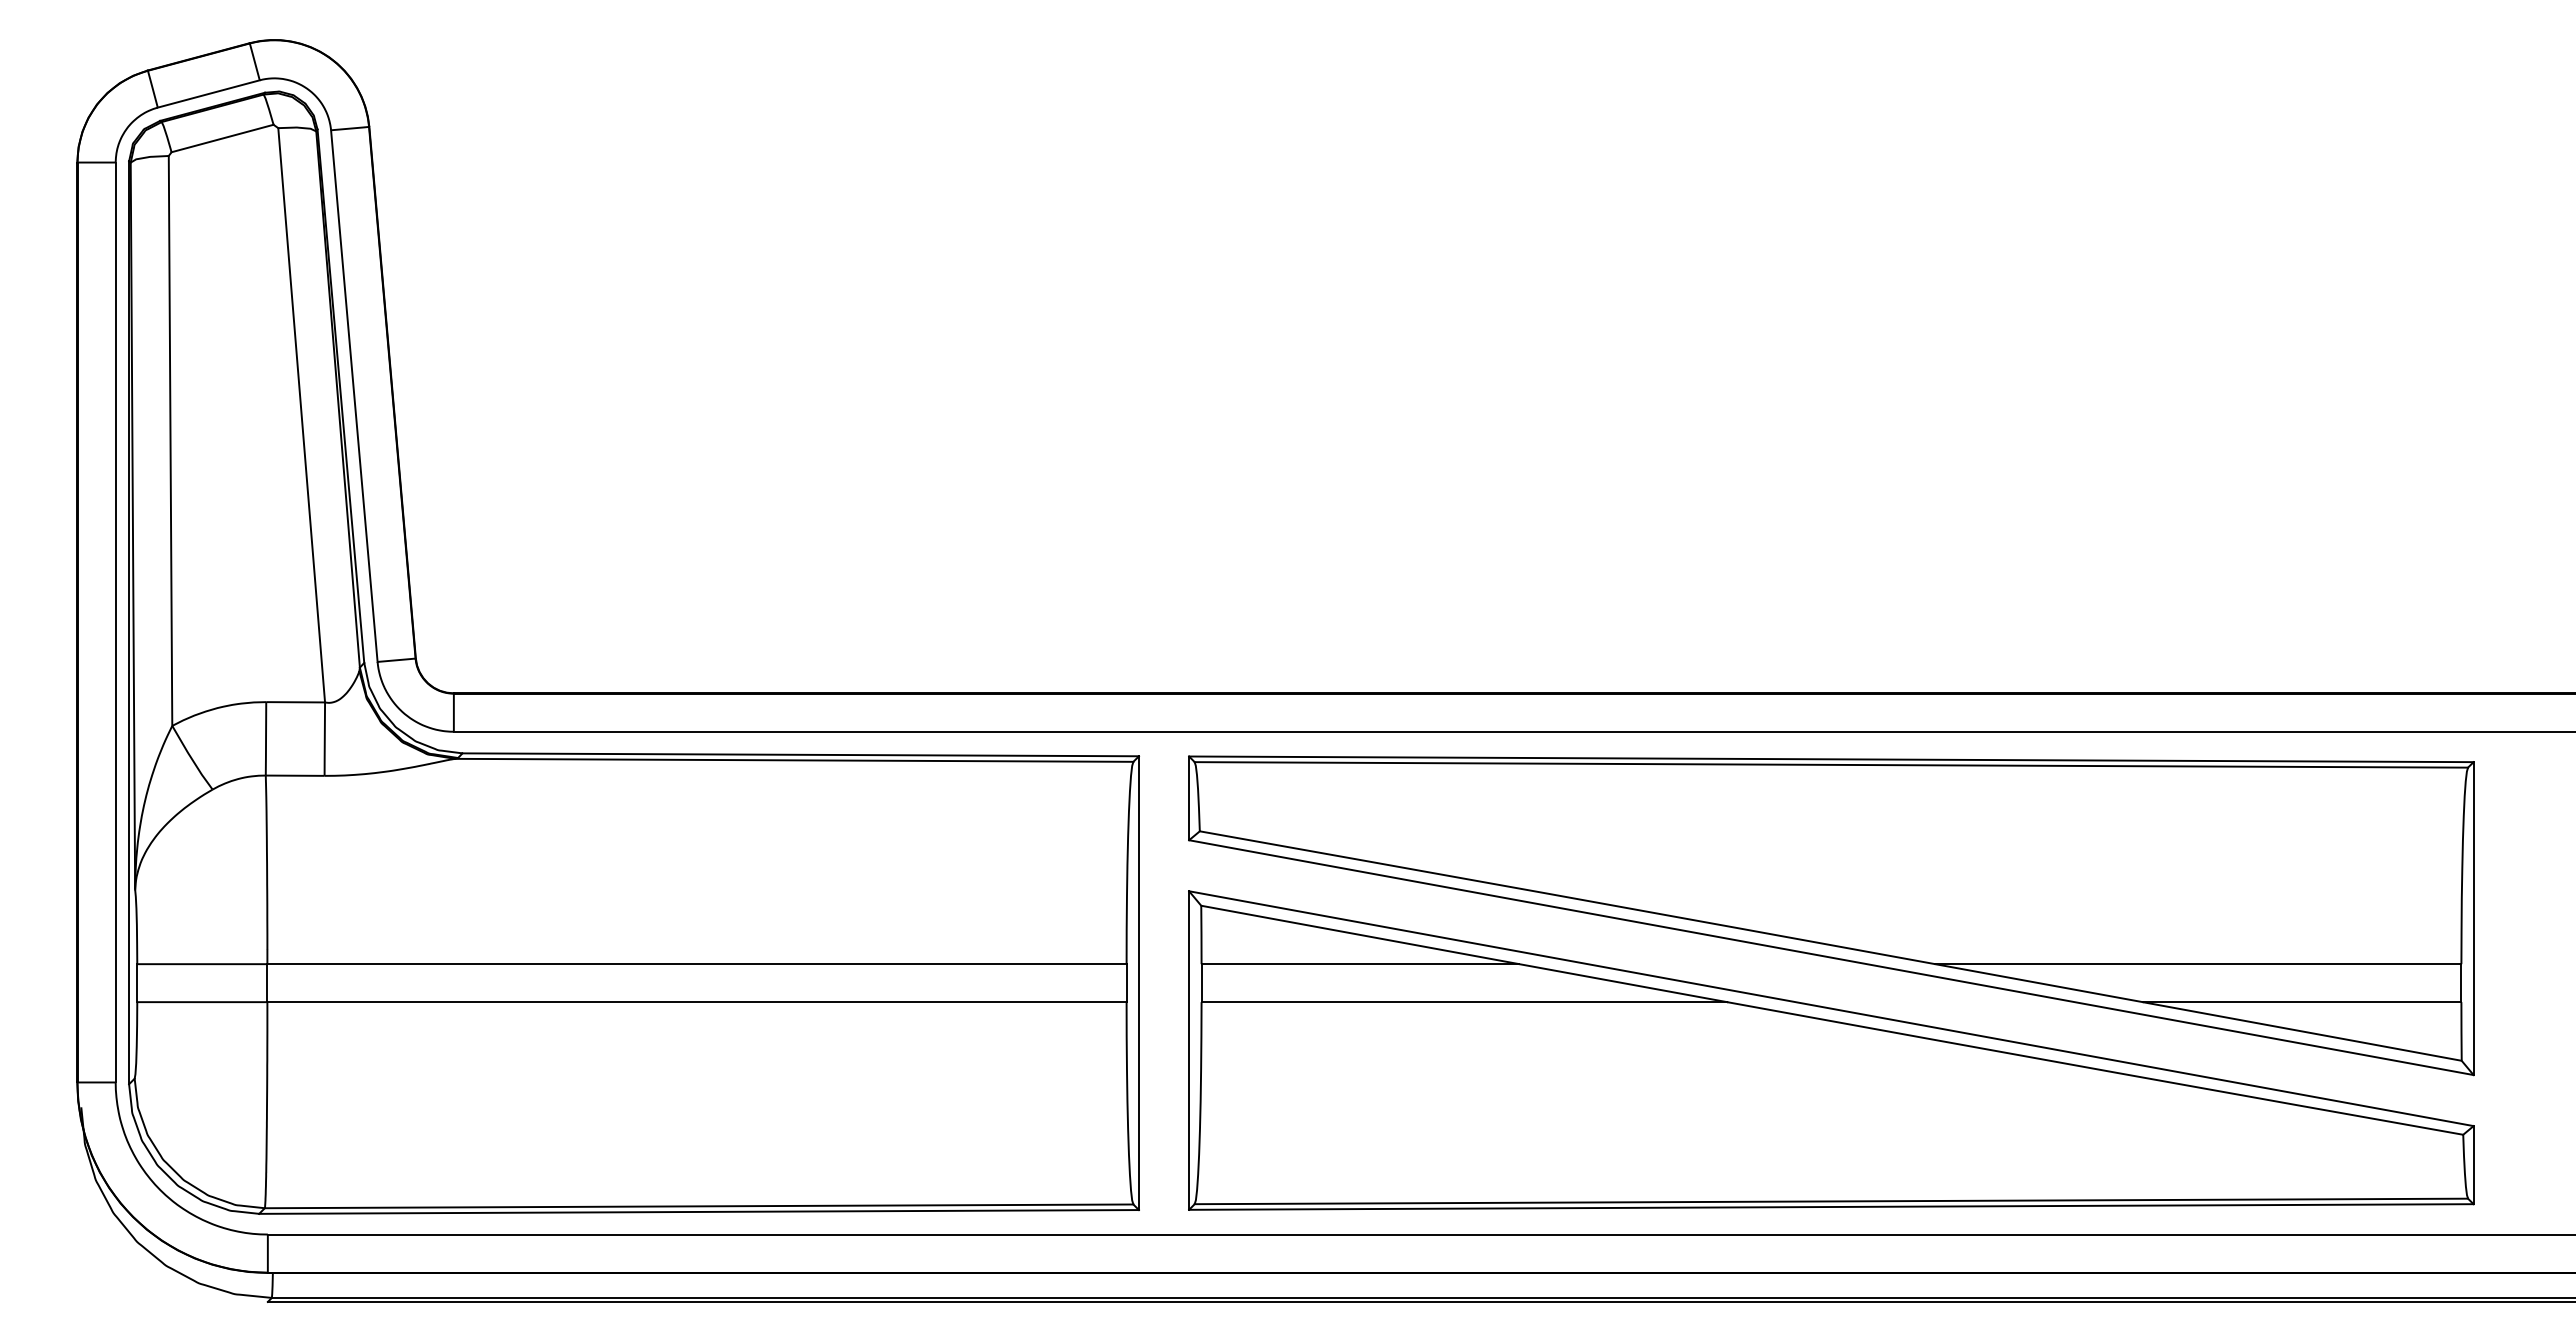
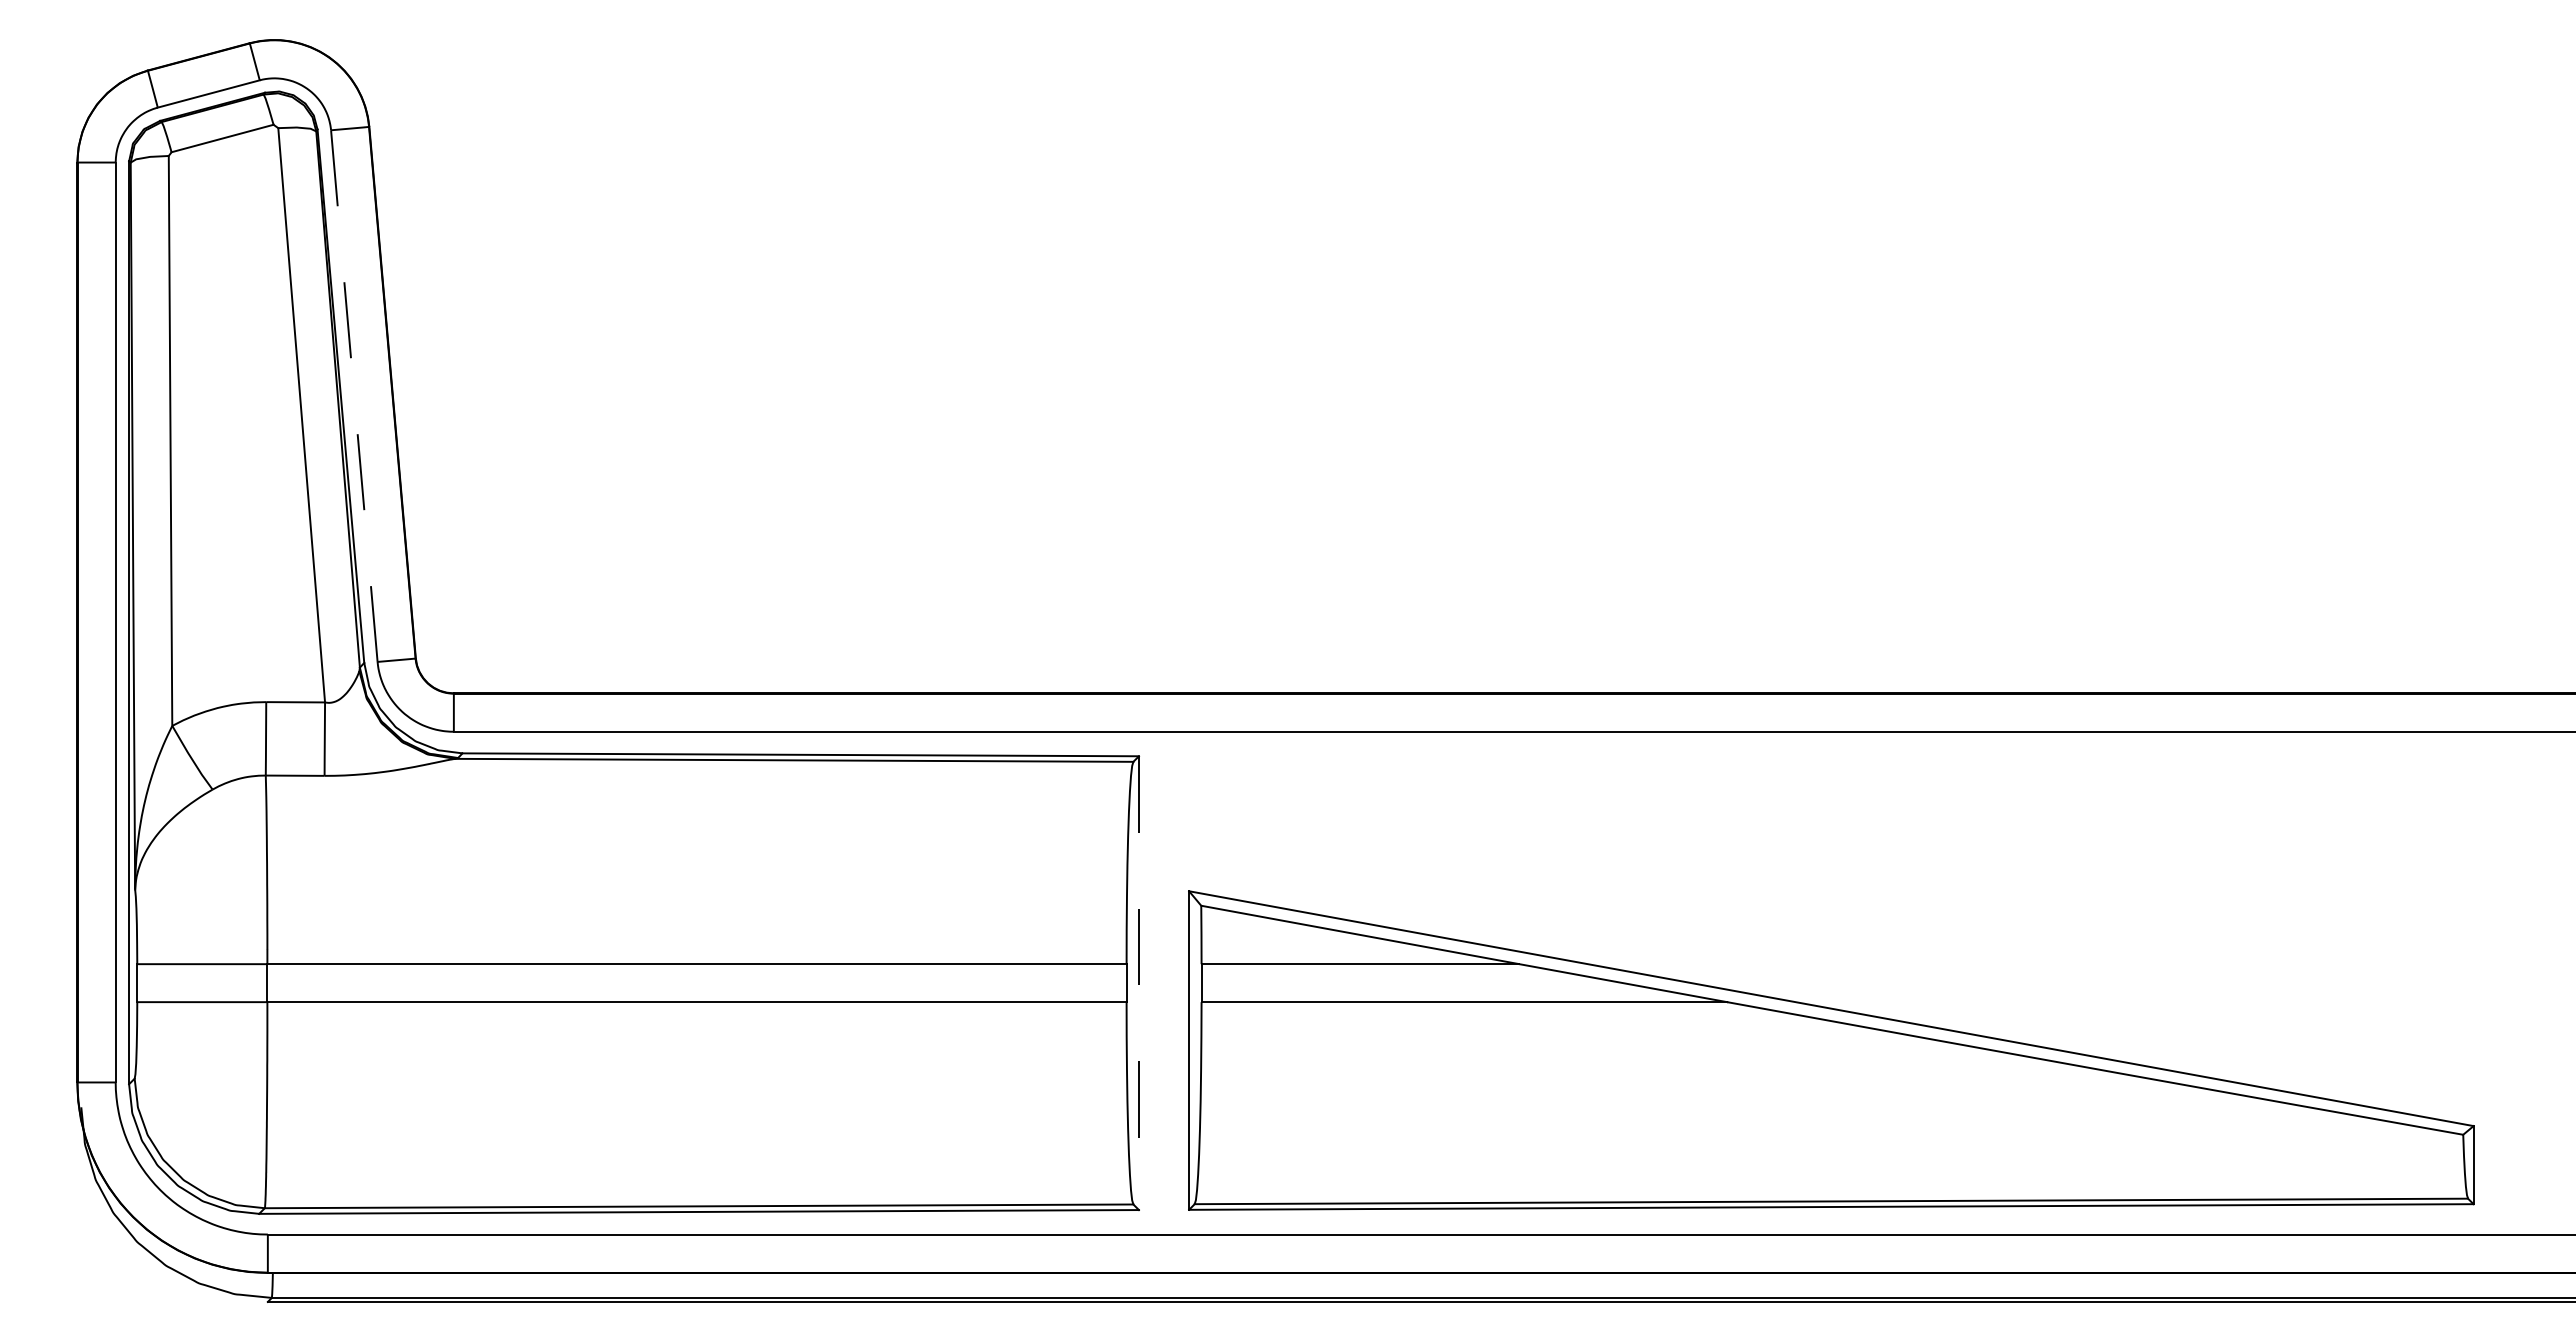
line: solid -> dashed (354, 396)
part: present -> none (1831, 915)
line: solid -> dashed (1138, 983)
